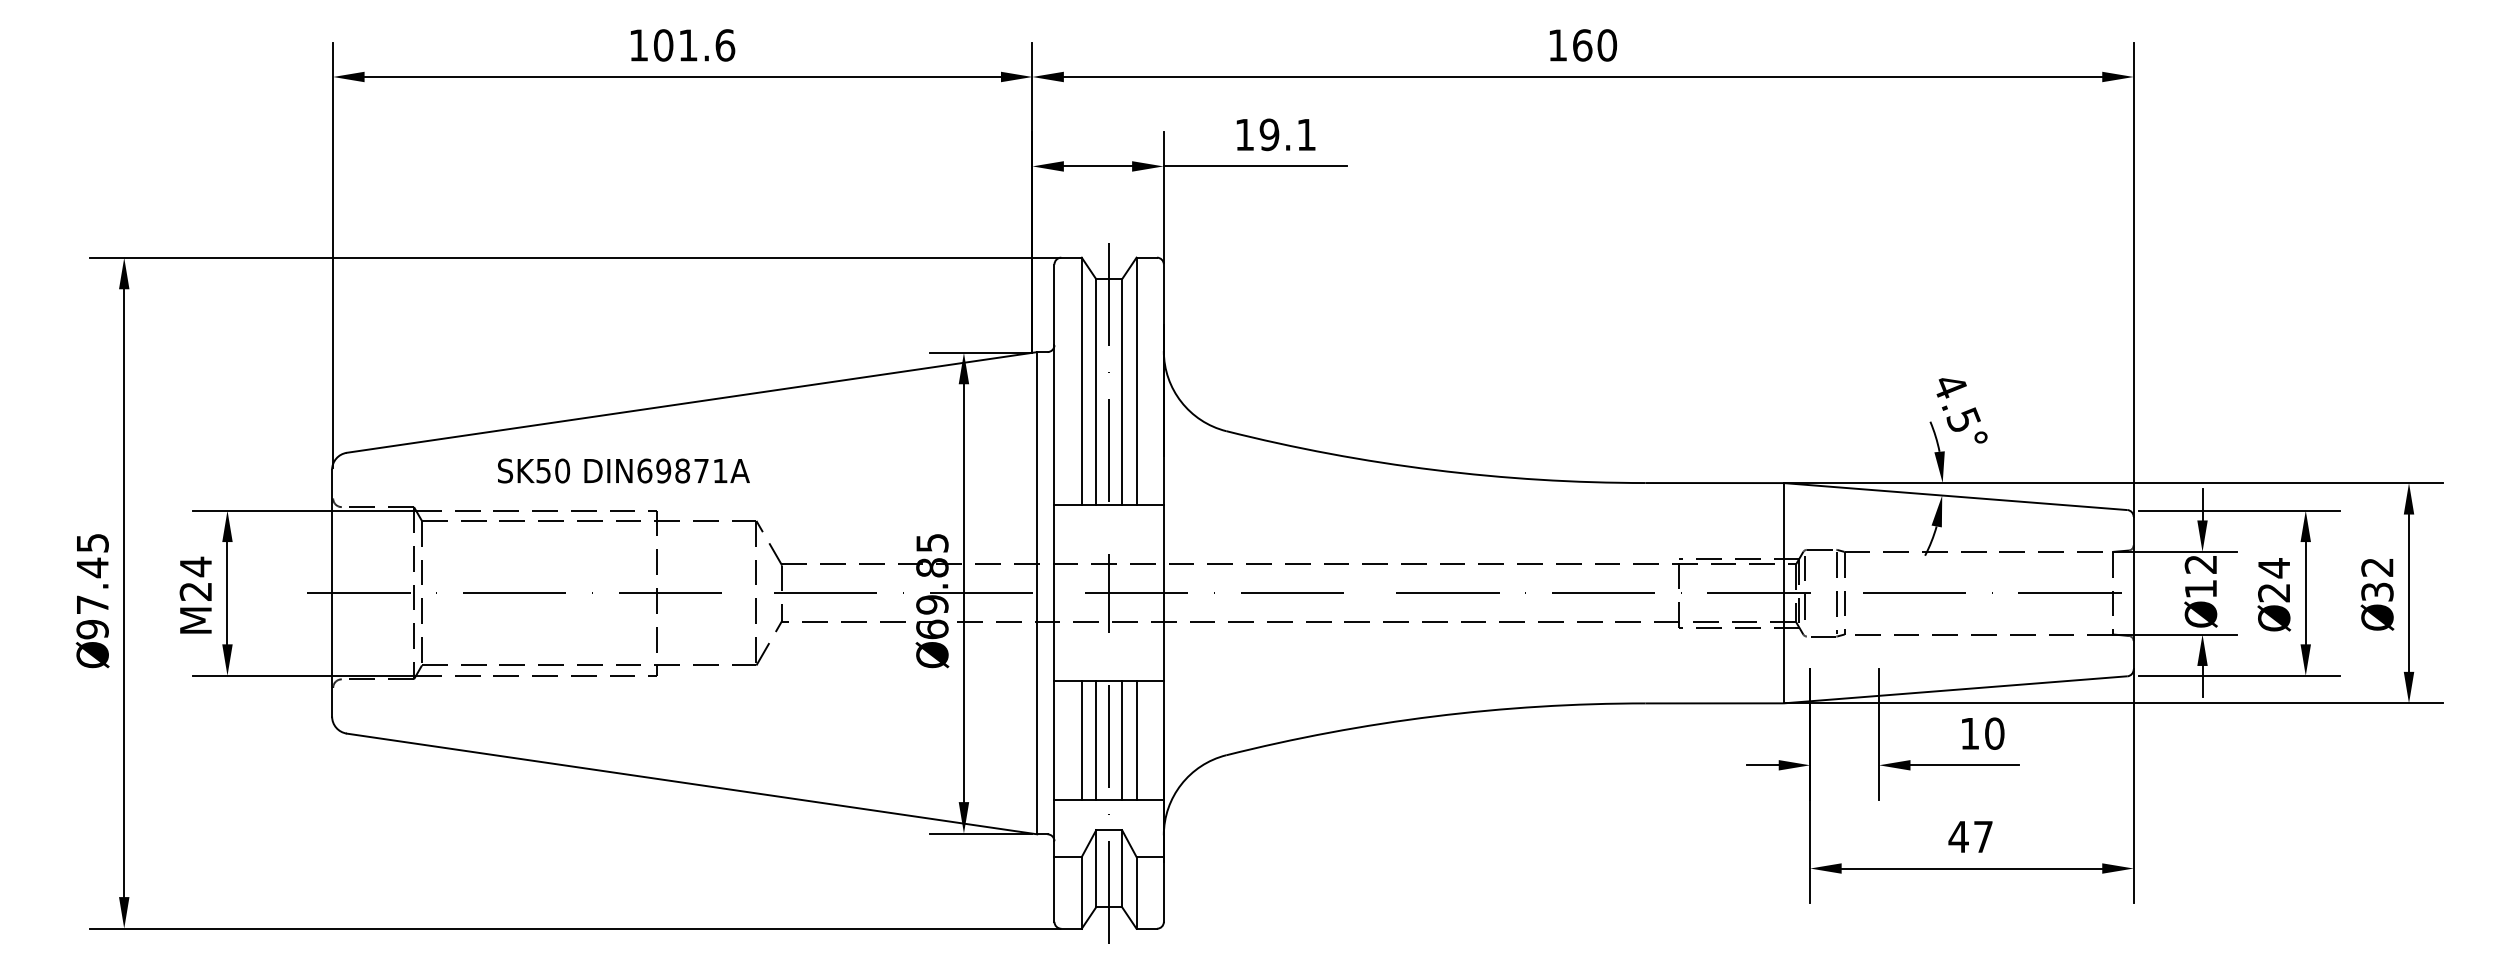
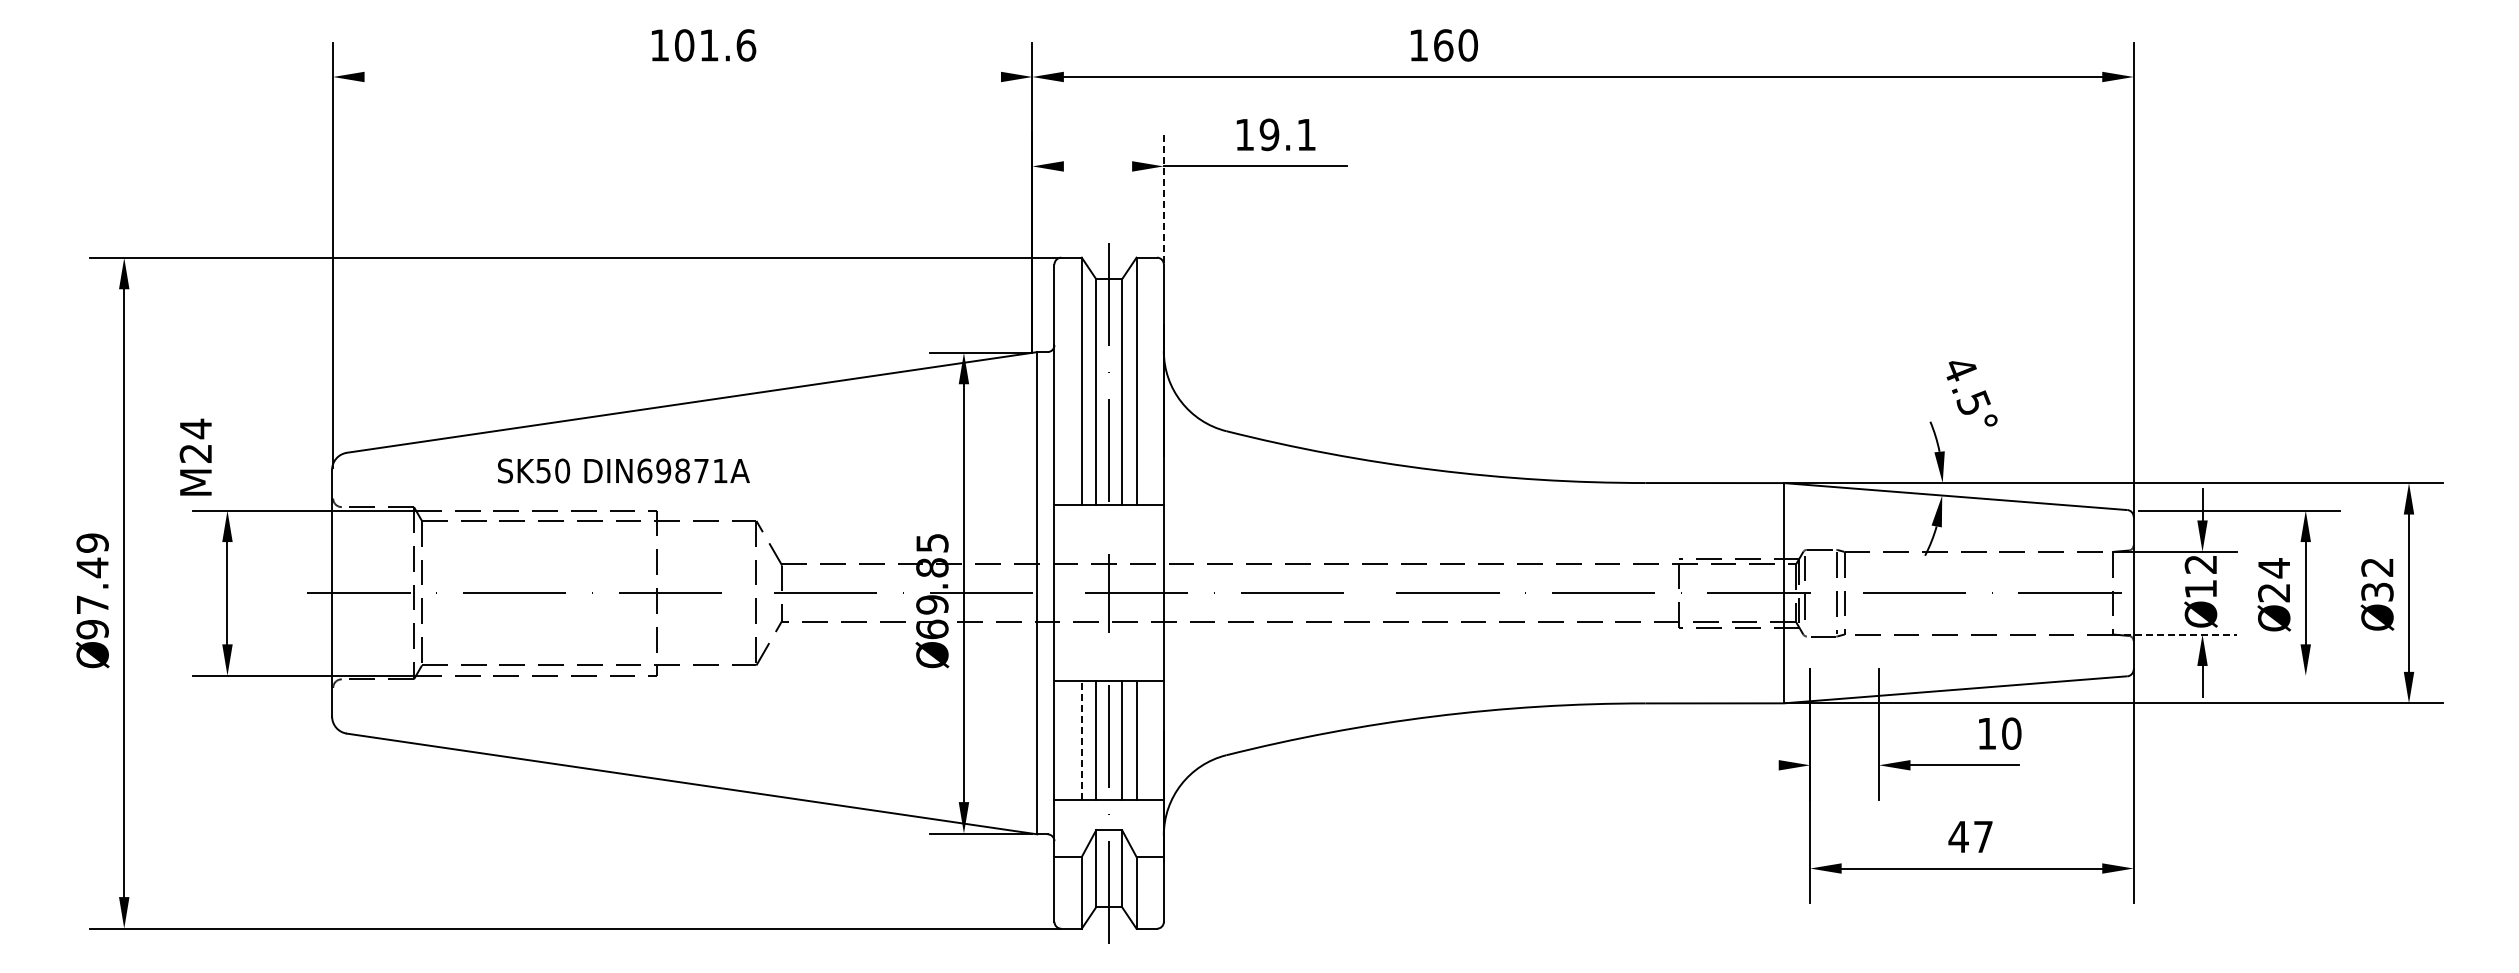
text position: (683, 45) -> (704, 45) (704, 45)
text position: (1583, 45) -> (1444, 45) (1444, 45)
line: present -> none (682, 77)
line: present -> none (1097, 166)
line: solid -> dashed (1163, 197)
text position: (1961, 410) -> (1971, 393) (1971, 393)
text: 97.45 -> 97.49 (92, 542)
text position: (195, 594) -> (195, 456) (195, 456)
line: solid -> dashed (2174, 634)
line: present -> none (2239, 675)
text position: (1983, 733) -> (2000, 733) (2000, 733)
line: solid -> dashed (1081, 740)
line: present -> none (1762, 765)
